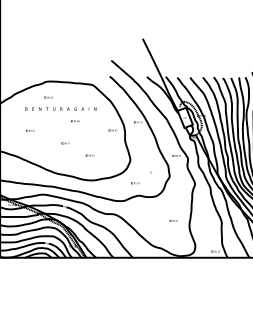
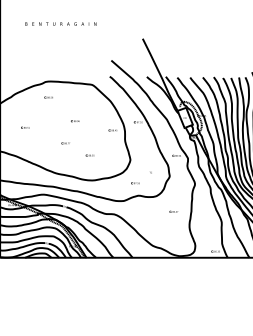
text position: (60, 108) -> (60, 23) (60, 23)
part position: (30, 130) -> (25, 127) (25, 127)
part position: (173, 220) -> (173, 211) (173, 211)
